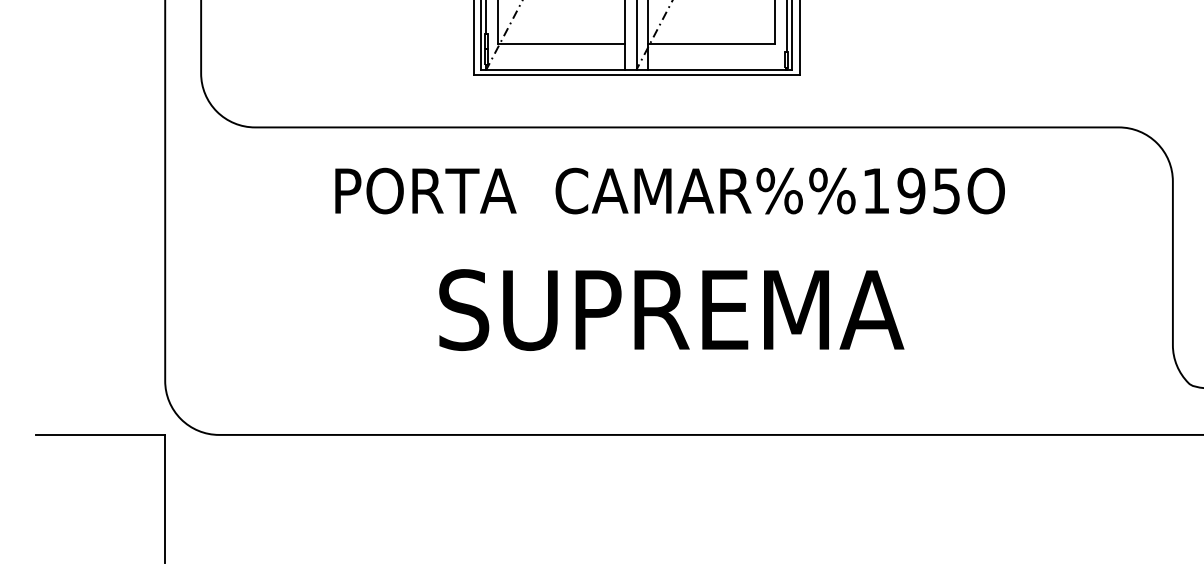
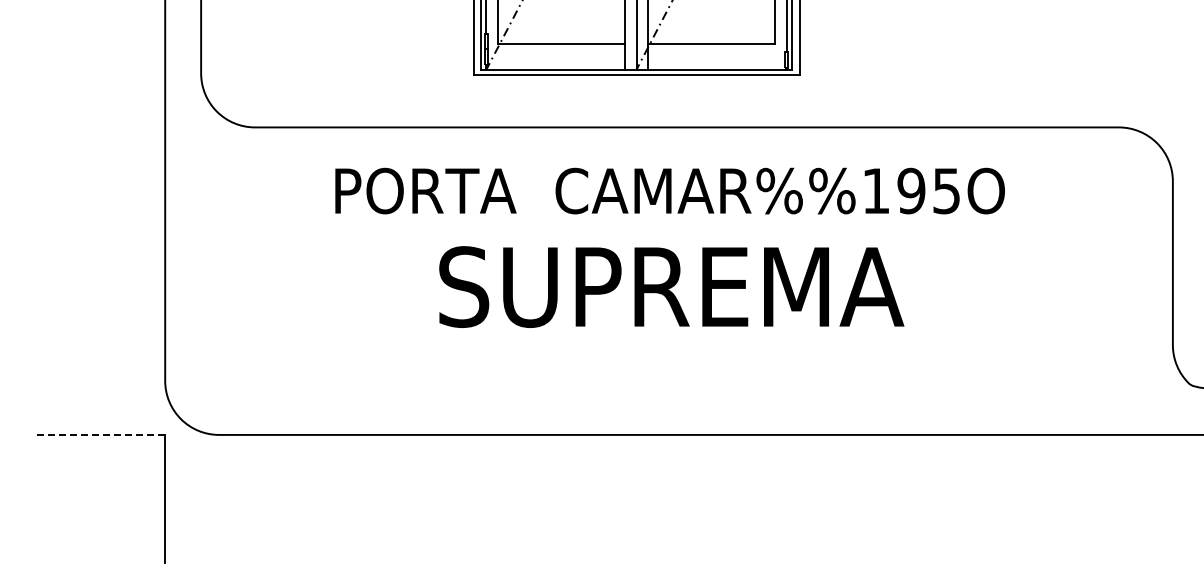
text position: (671, 309) -> (671, 286) (671, 286)
line: solid -> dashed (100, 434)
